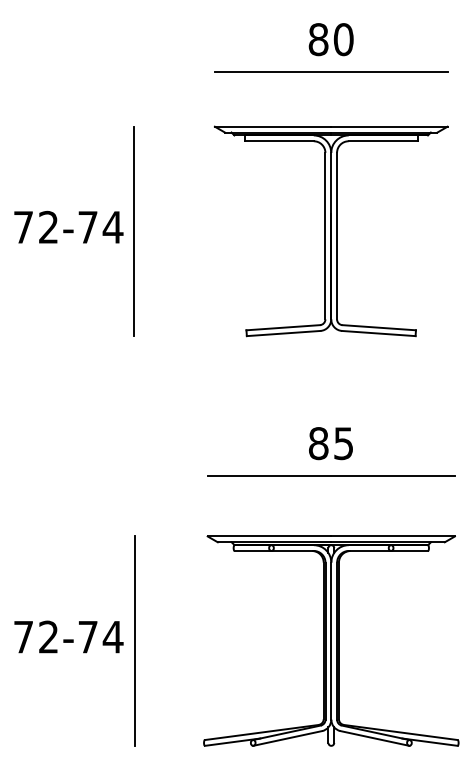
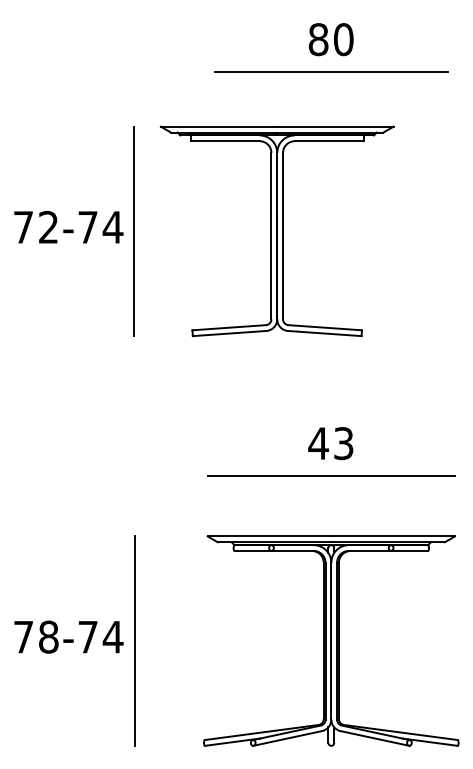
part position: (331, 231) -> (277, 231) (277, 231)
text: 85 -> 43 (330, 443)
text: 72-74 -> 78-74 (48, 636)
